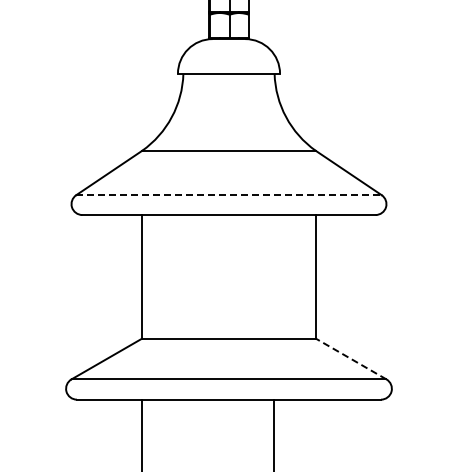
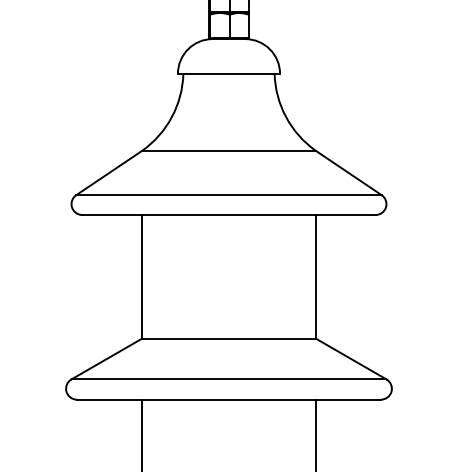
line: dashed -> solid (229, 195)
line: dashed -> solid (351, 359)
line position: (273, 433) -> (315, 433) (315, 433)
